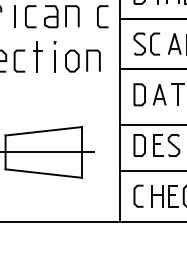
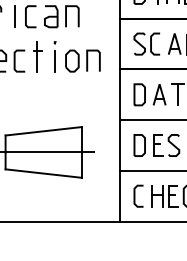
curve: present -> none (98, 16)
line position: (151, 125) -> (151, 120) (151, 120)
